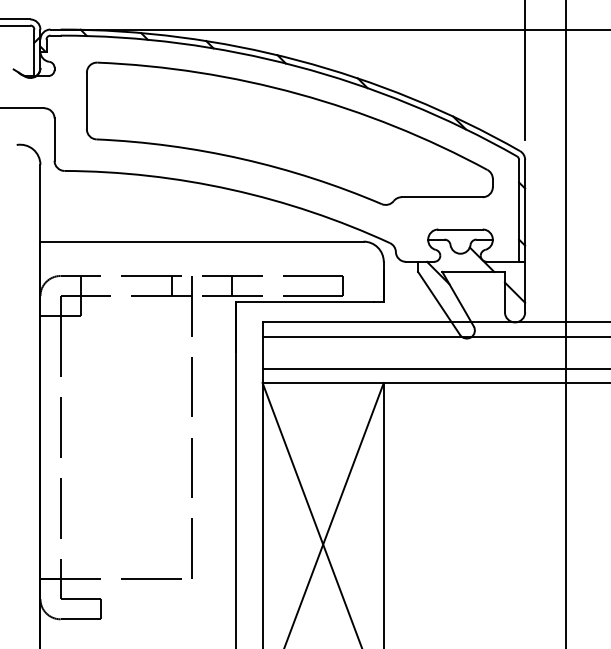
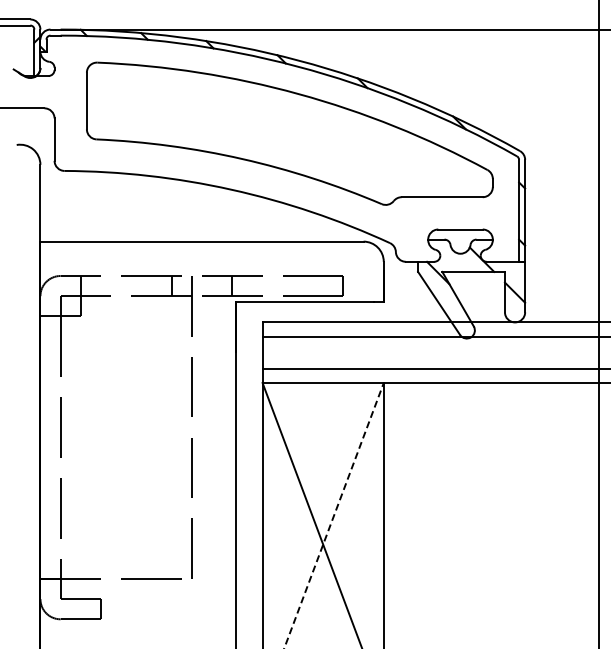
line: present -> none (525, 70)
line position: (565, 323) -> (598, 323) (598, 323)
line: solid -> dashed (334, 515)
